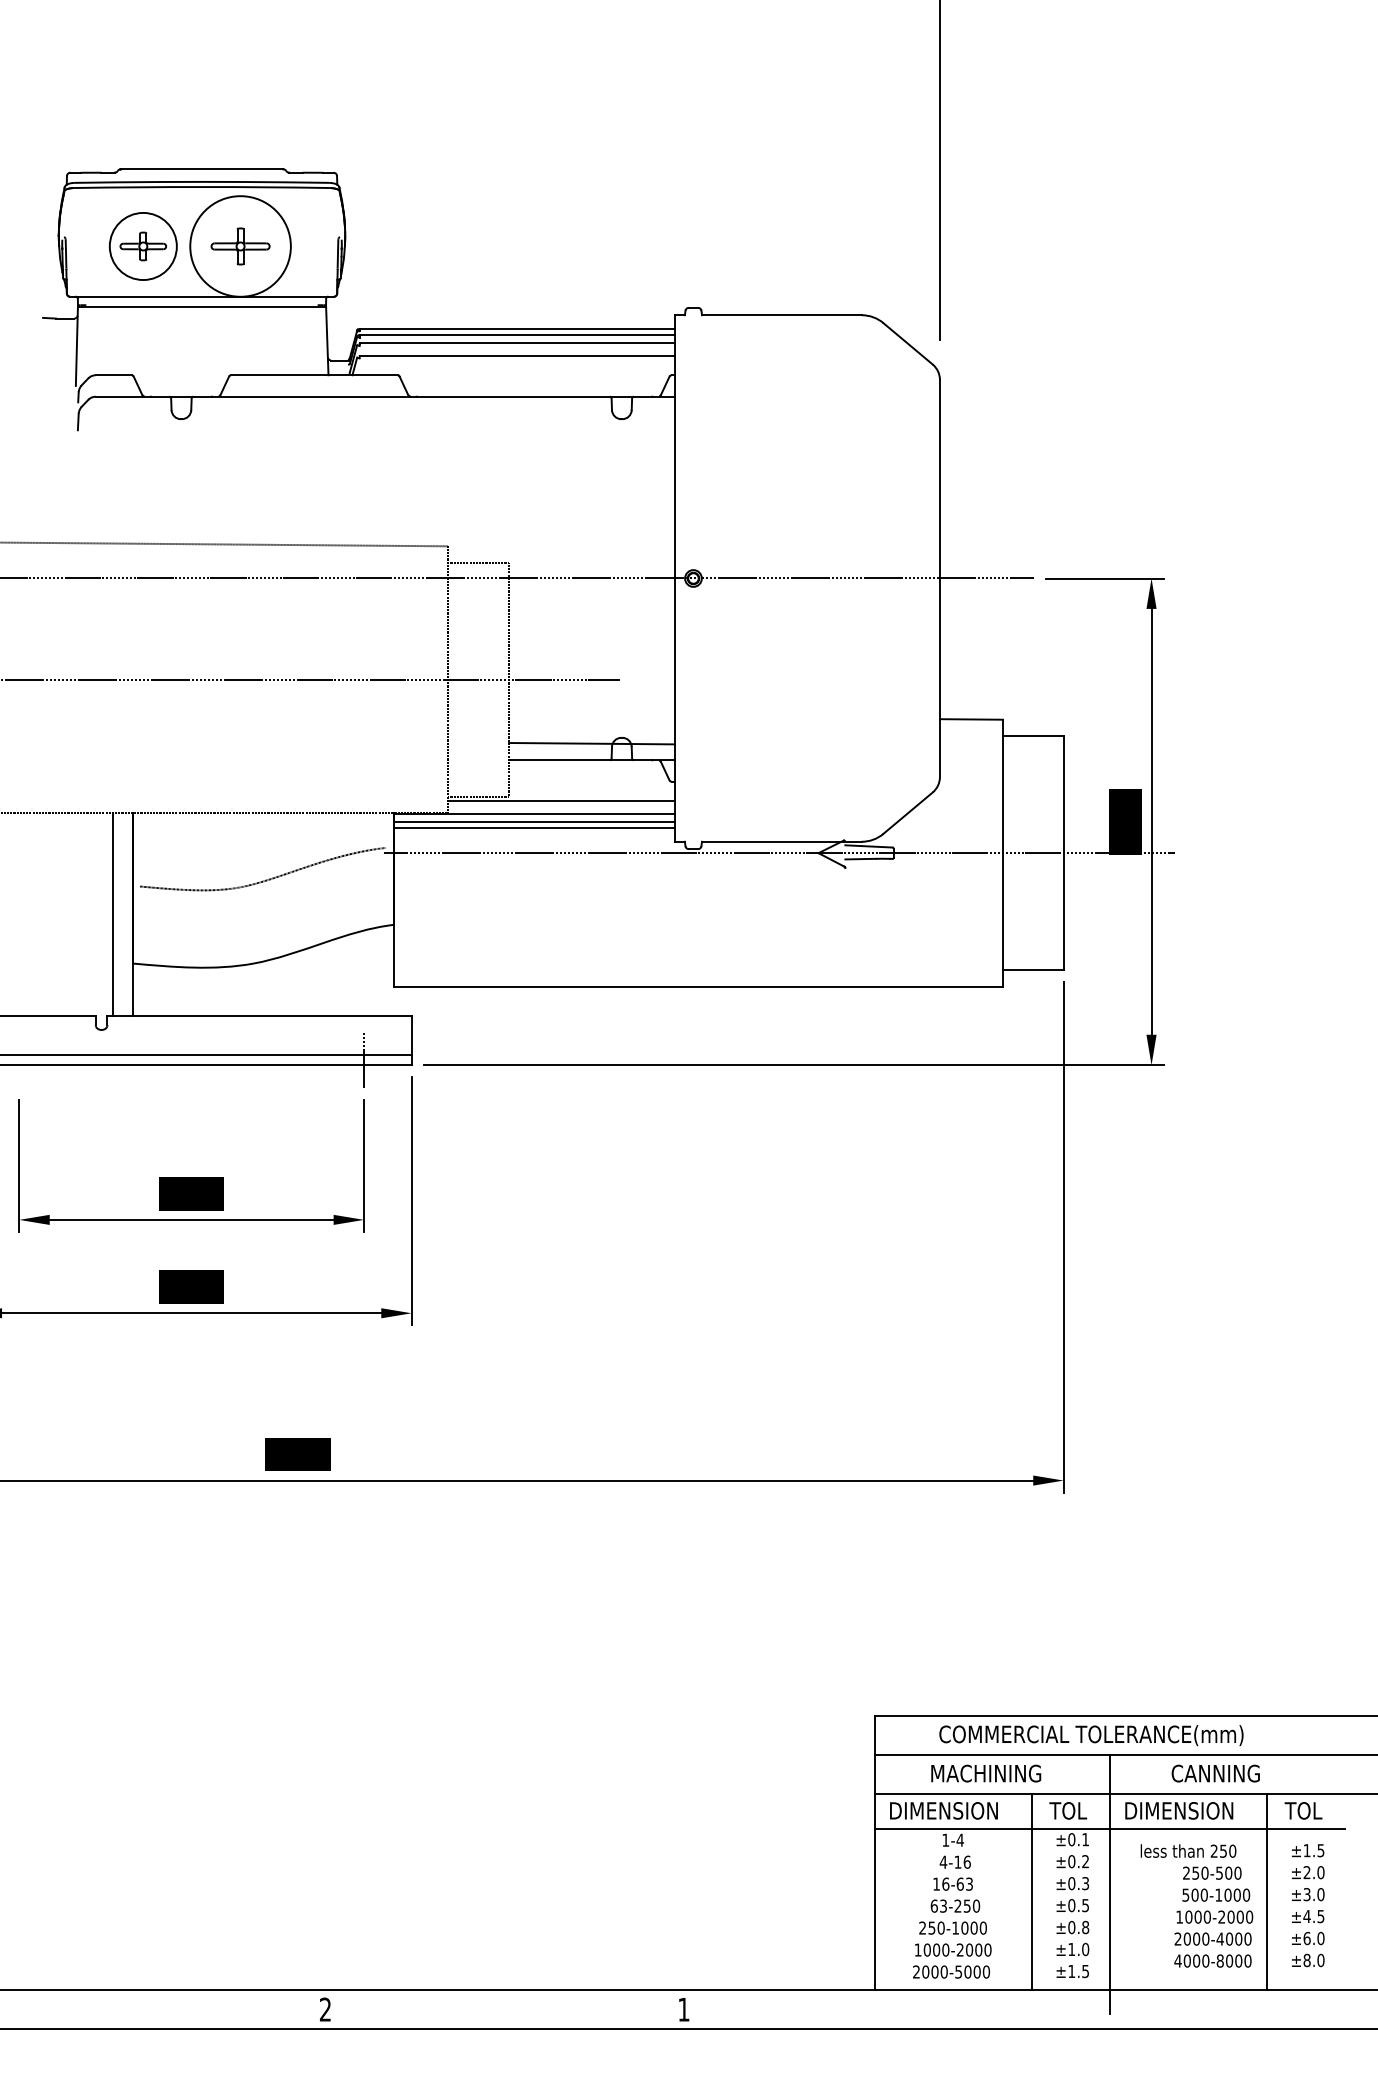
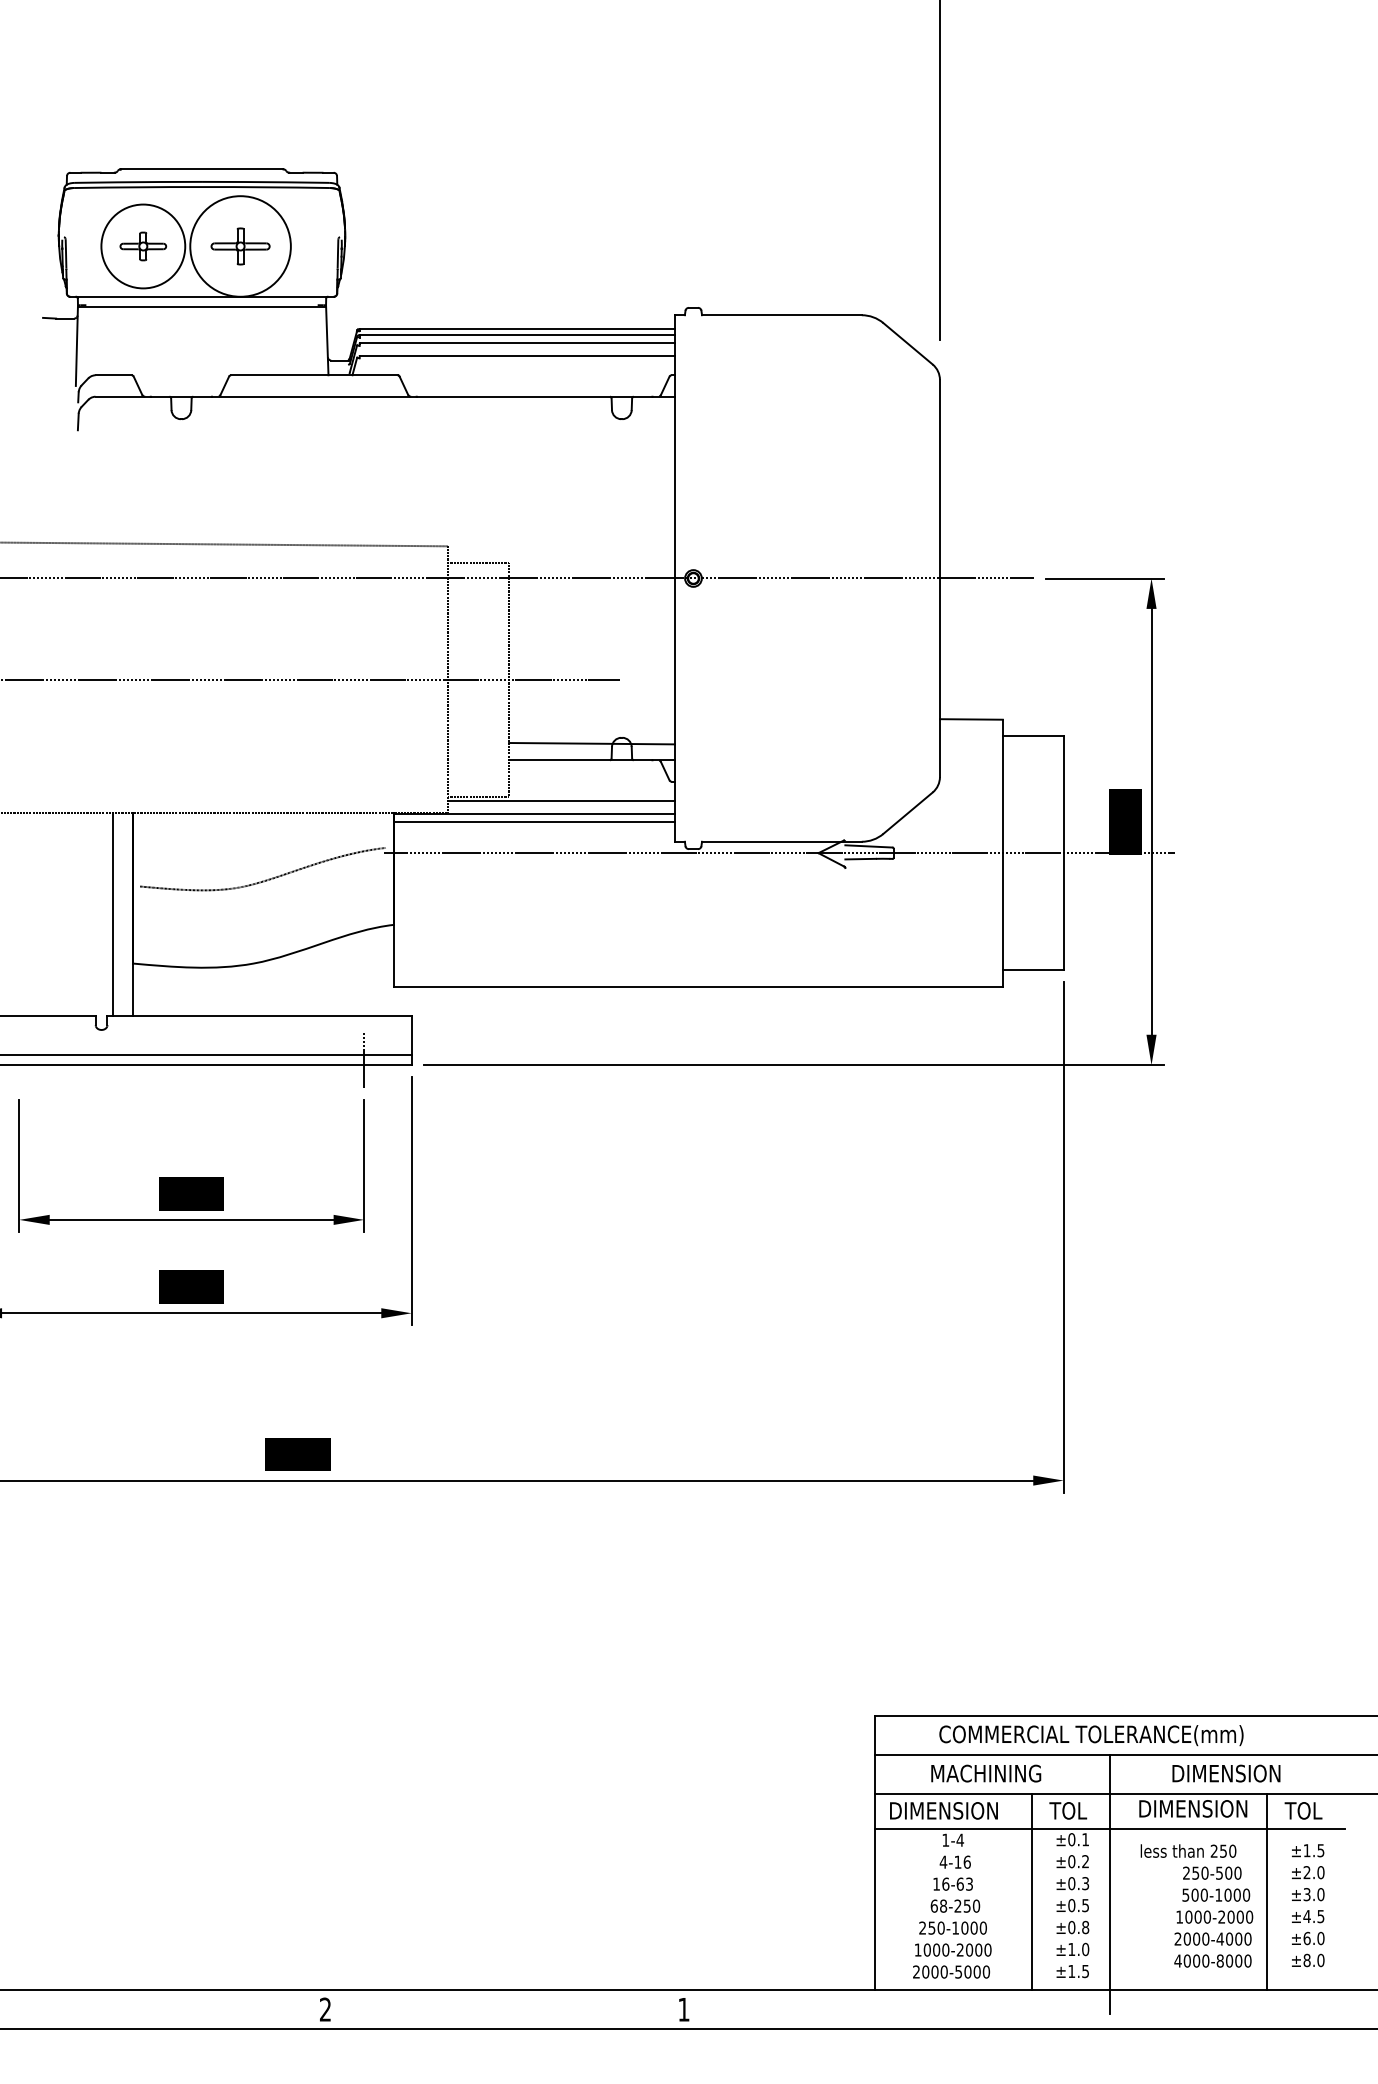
circle diameter: 67 px -> 84 px (143, 246)
line: present -> none (534, 828)
text: CANNING -> DIMENSION (1225, 1773)
text position: (1179, 1810) -> (1193, 1808) (1193, 1808)
text: 63-250 -> 68-250 (943, 1905)
